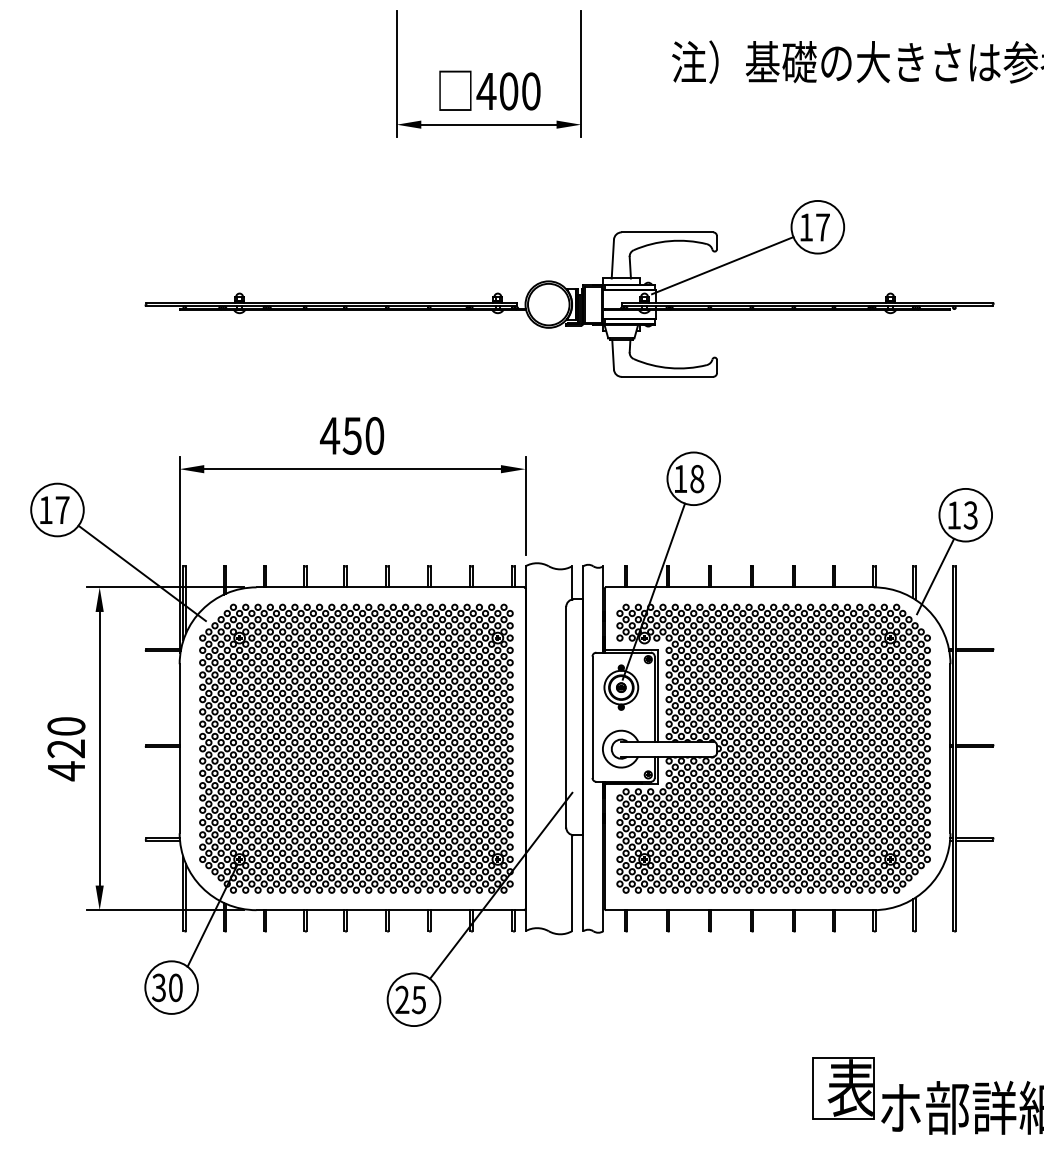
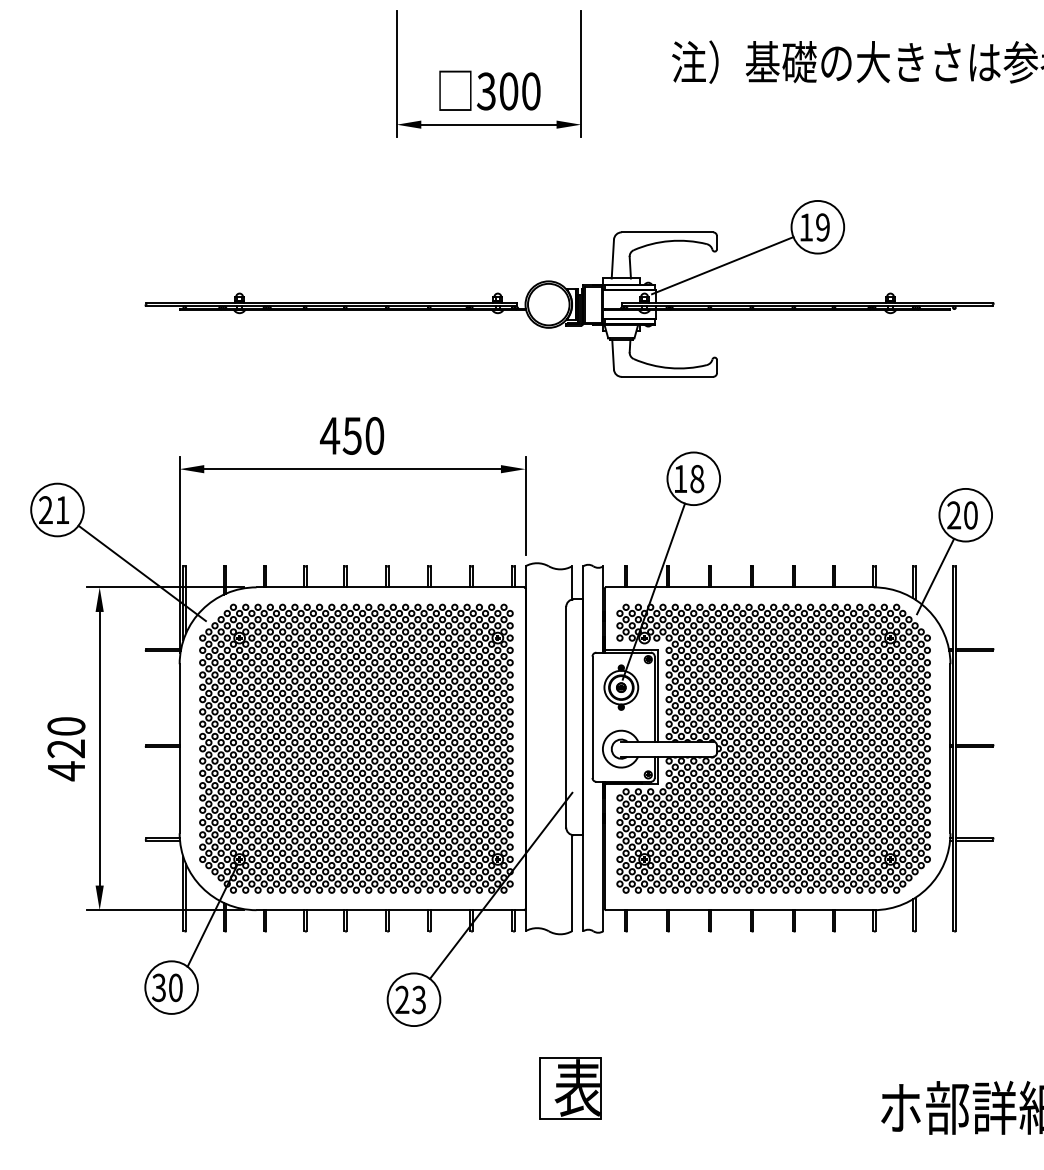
text: 400 -> 300 (486, 91)
text: 17 -> 19 (822, 227)
text: 17 -> 21 (54, 509)
text: 13 -> 20 (962, 515)
text: 25 -> 23 (418, 999)
part position: (843, 1088) -> (570, 1088) (570, 1088)
